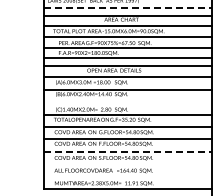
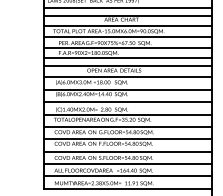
line: dashed -> solid (128, 8)
line: none -> present (127, 102)
line: dashed -> solid (128, 151)
line: none -> present (127, 164)
line: none -> present (127, 176)
